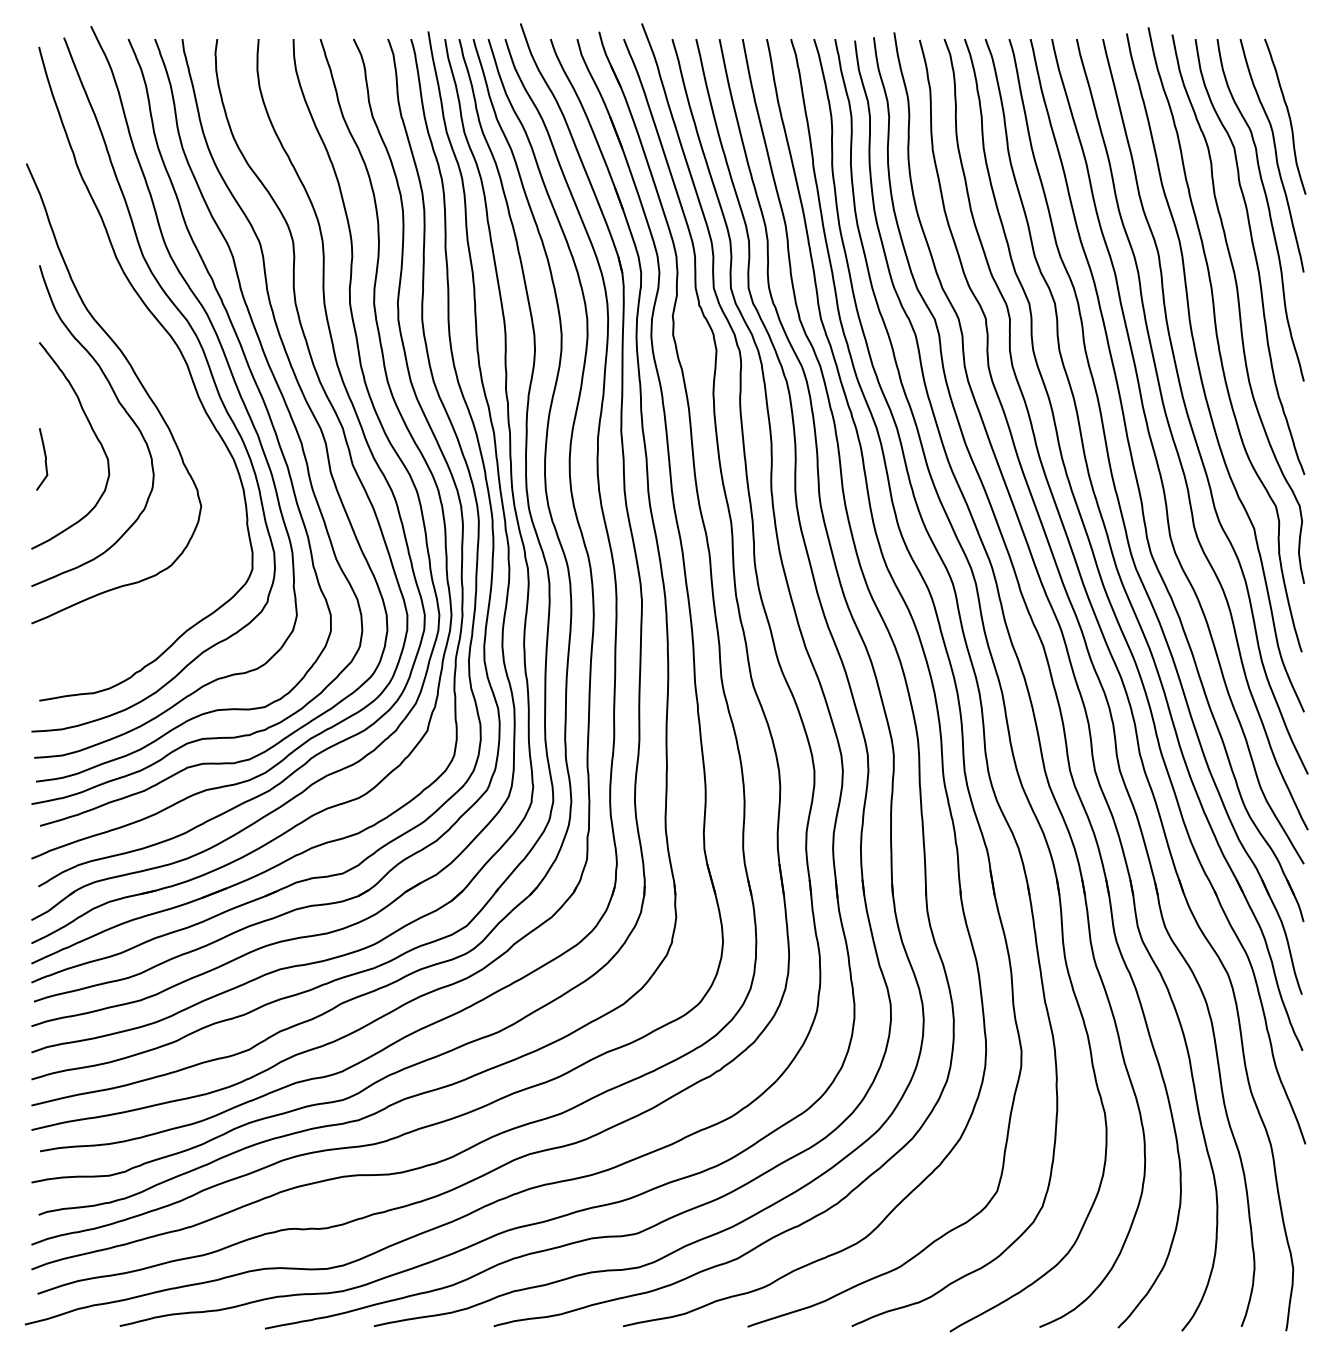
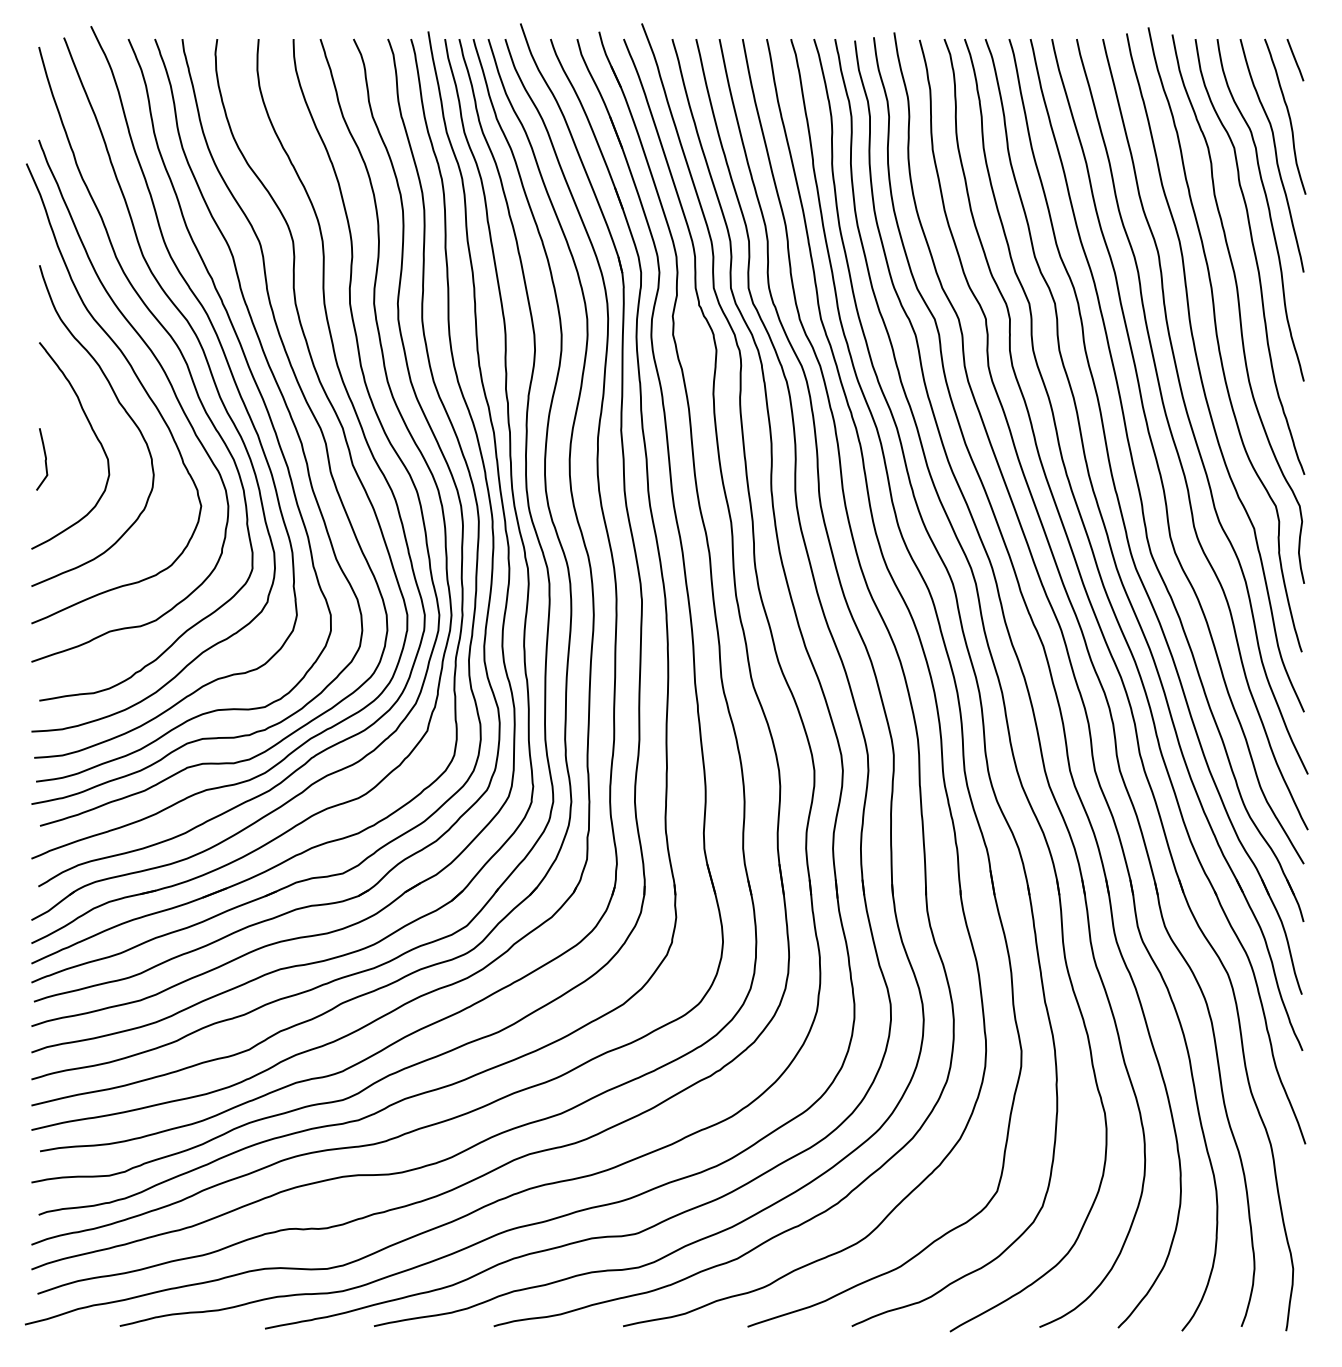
line: none -> present (1295, 60)
curve: none -> present (168, 382)
